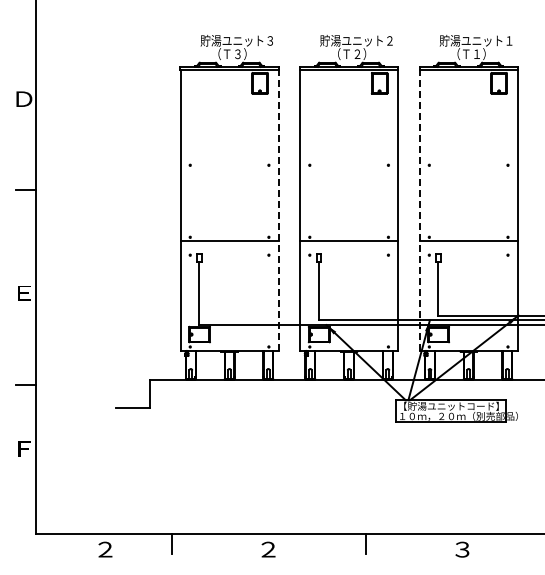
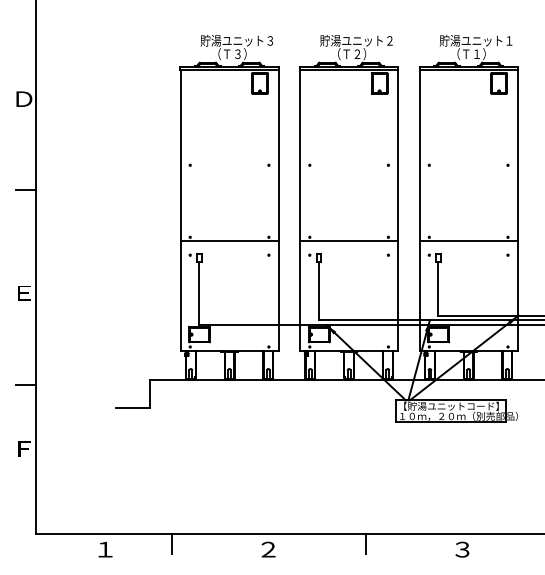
line: dashed -> solid (278, 210)
line: dashed -> solid (419, 210)
text: ２ -> １ (105, 548)
